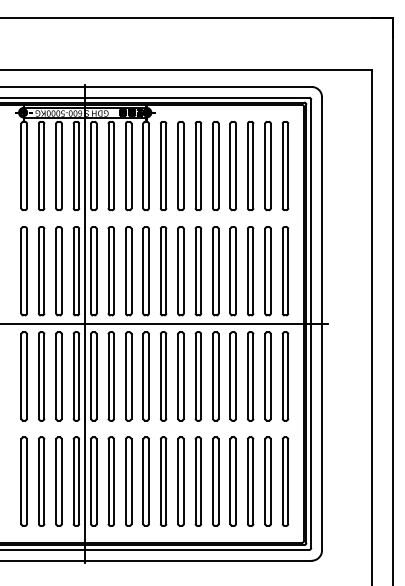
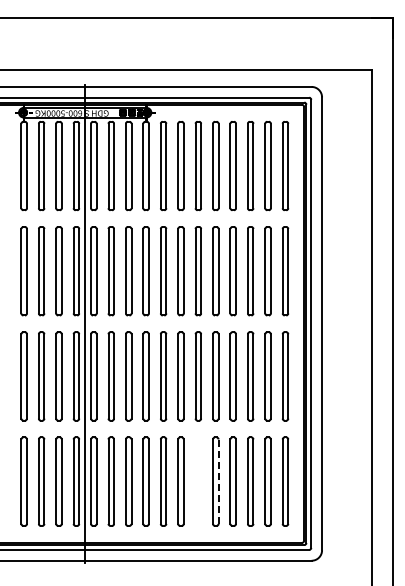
line: present -> none (164, 323)
part: present -> none (197, 481)
line: solid -> dashed (218, 481)
